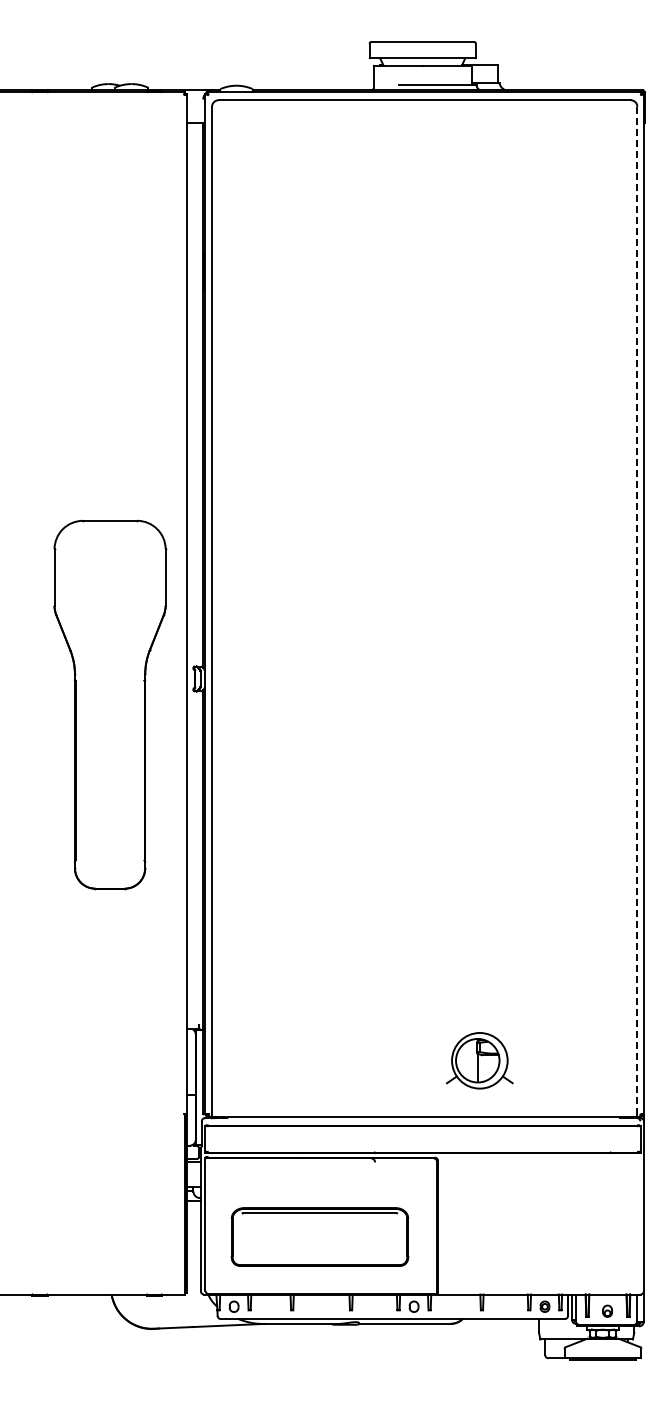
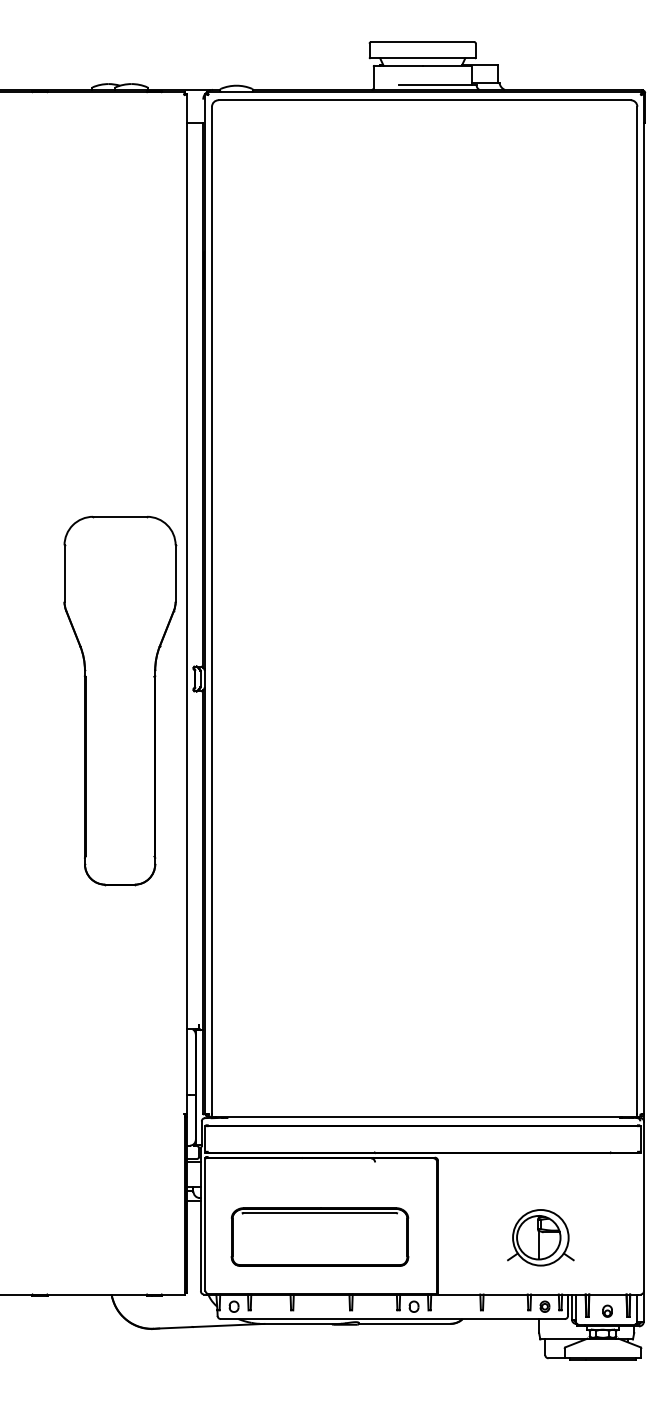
line: dashed -> solid (637, 610)
part position: (110, 704) -> (120, 700) (120, 700)
part position: (479, 1060) -> (540, 1237) (540, 1237)
